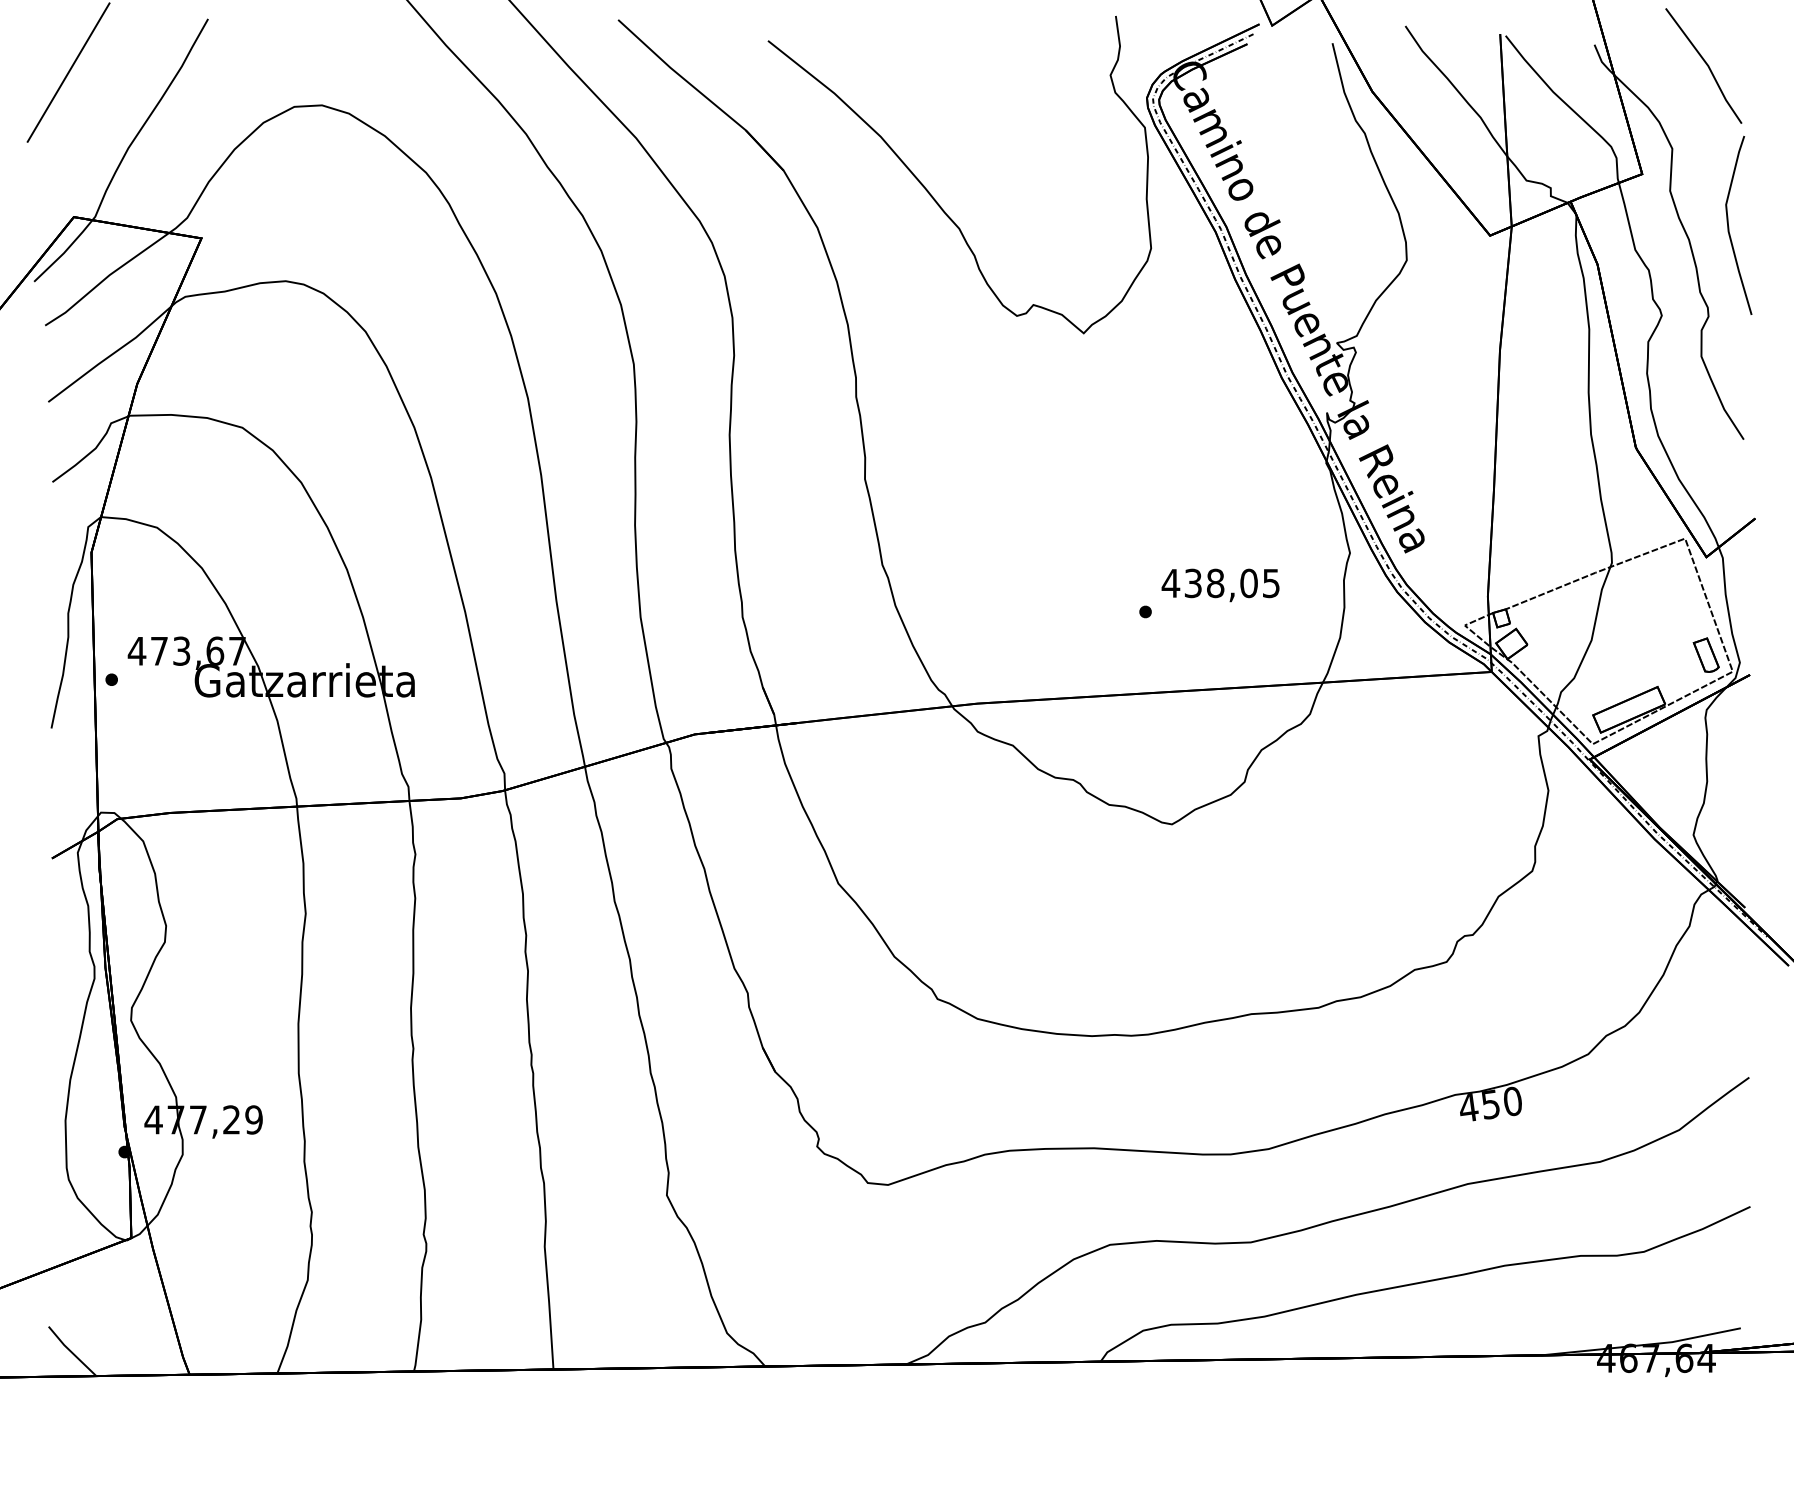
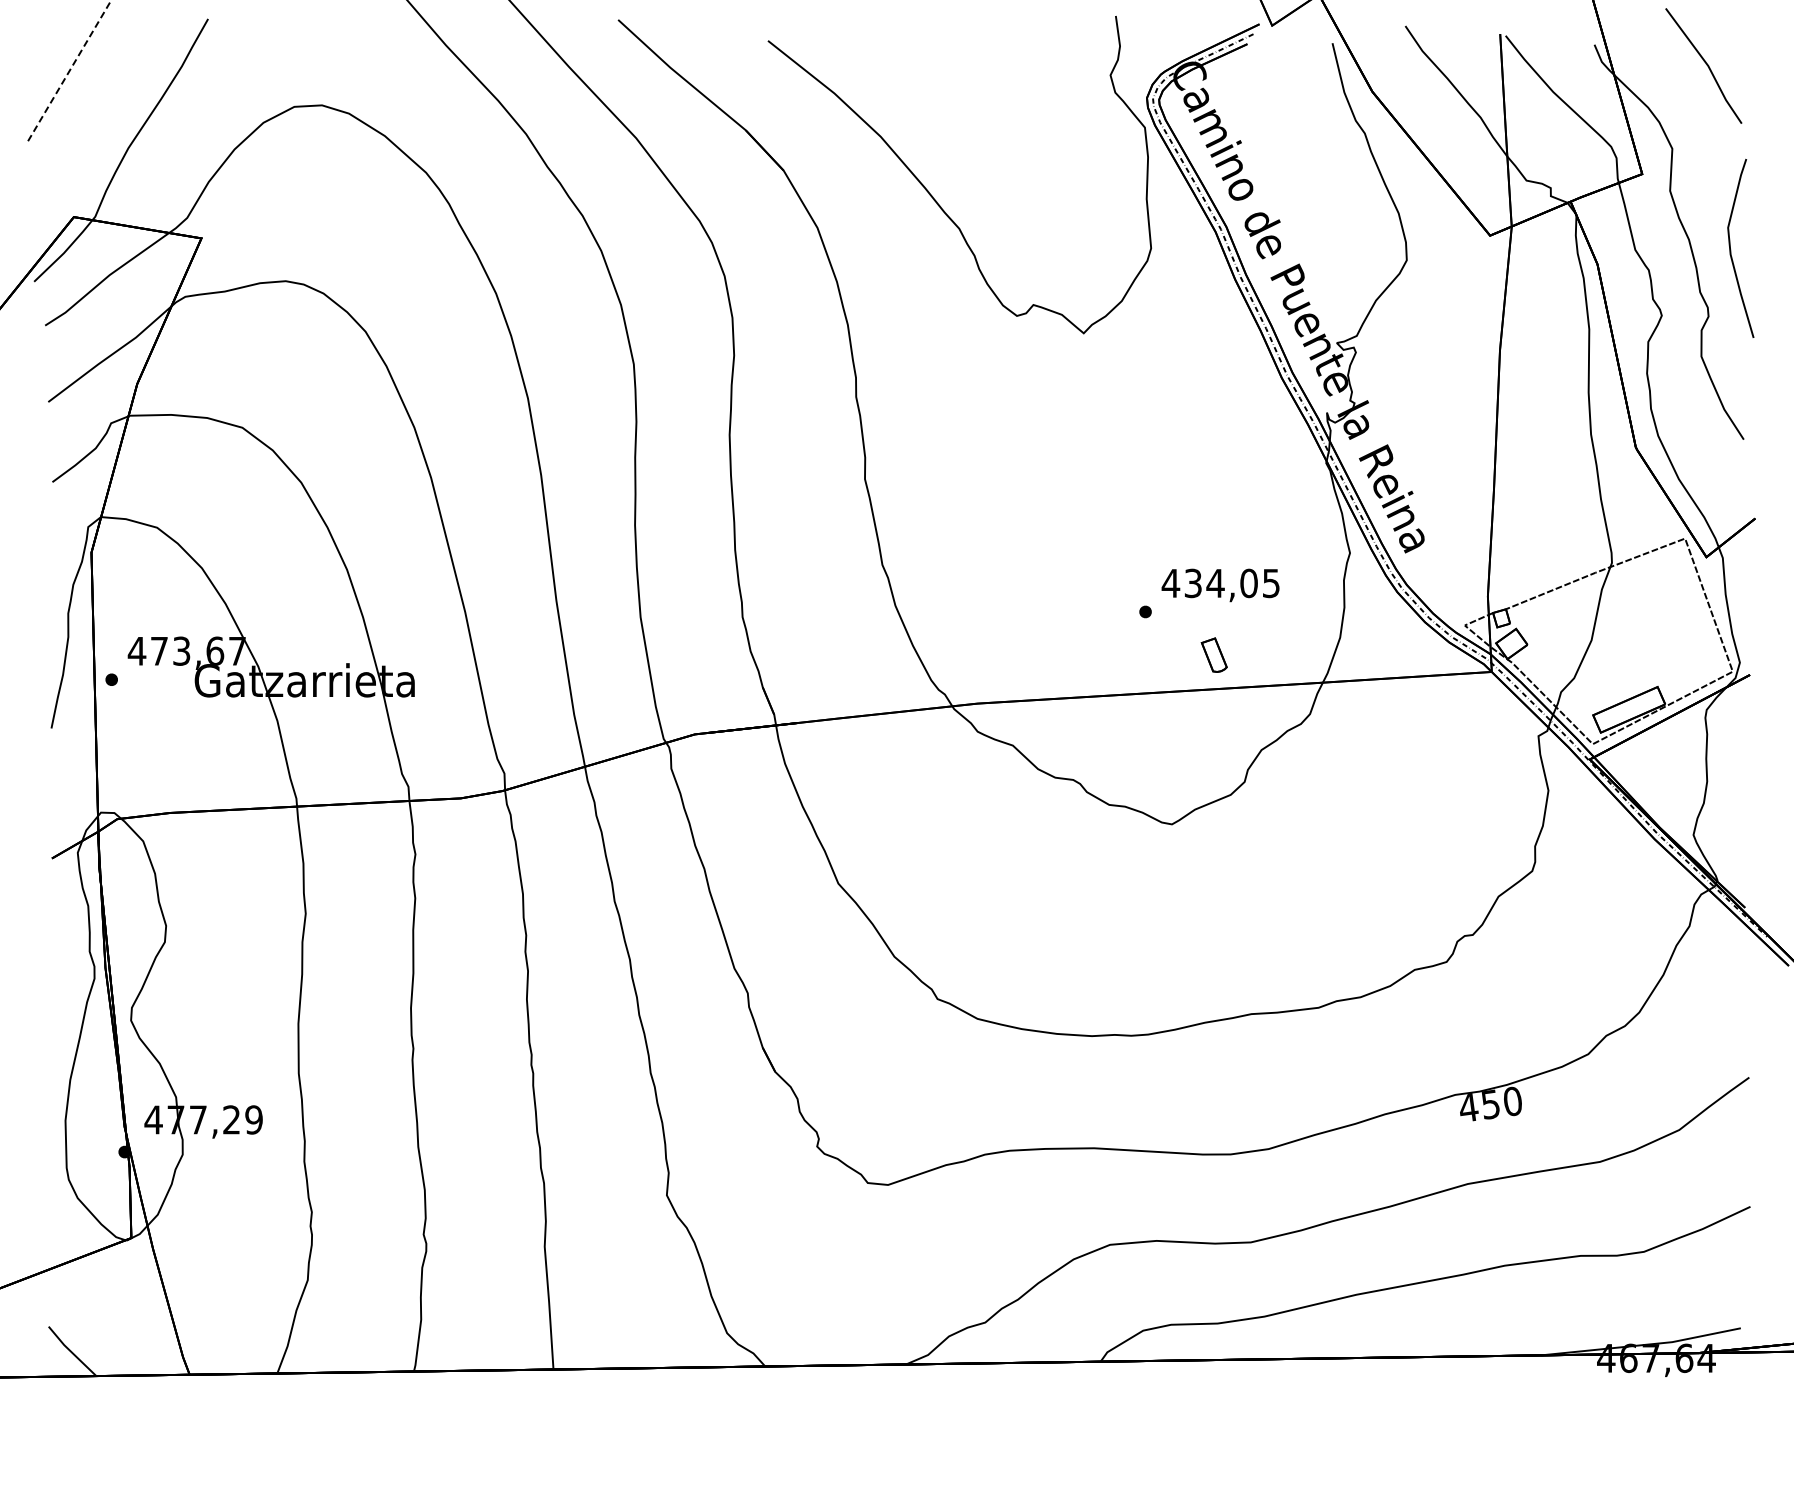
line: solid -> dashed (68, 73)
curve position: (1729, 226) -> (1731, 249) (1731, 249)
text: 438,05 -> 434,05 (1215, 583)
part position: (1705, 654) -> (1213, 654) (1213, 654)
